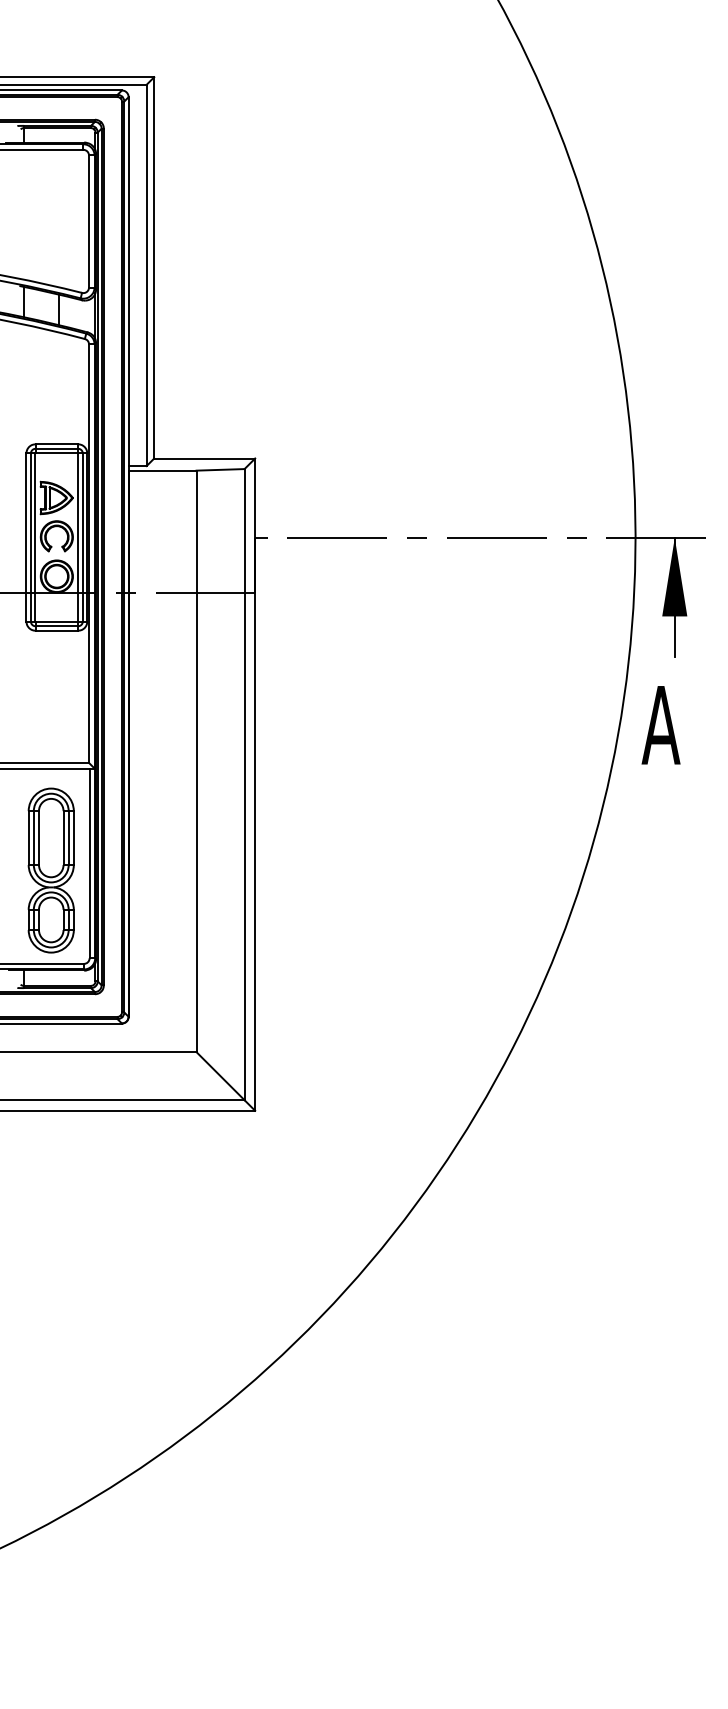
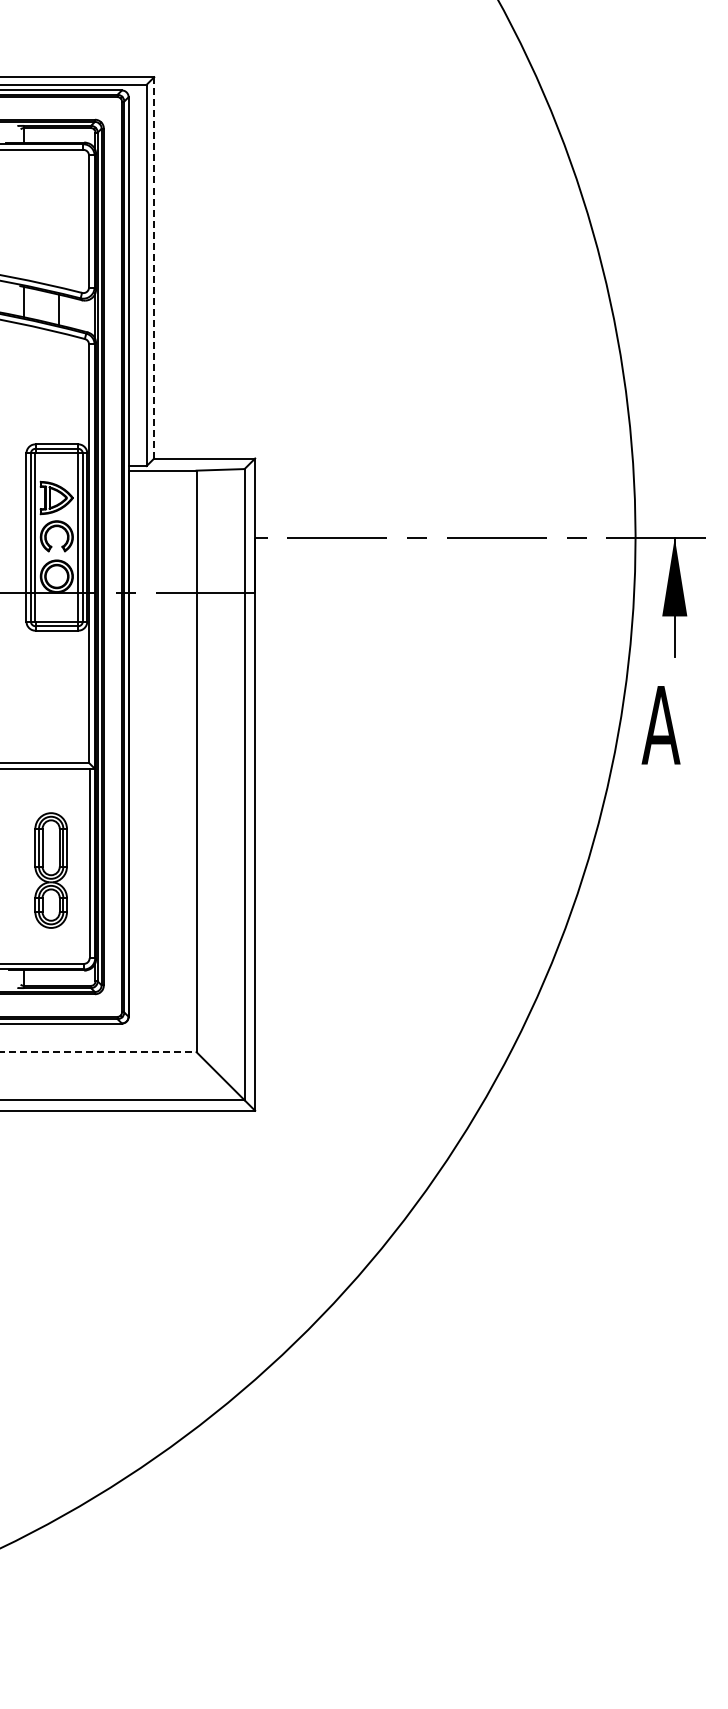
line: solid -> dashed (154, 267)
part size: 48x167 px -> 34x117 px (50, 870)
line: solid -> dashed (98, 1052)
